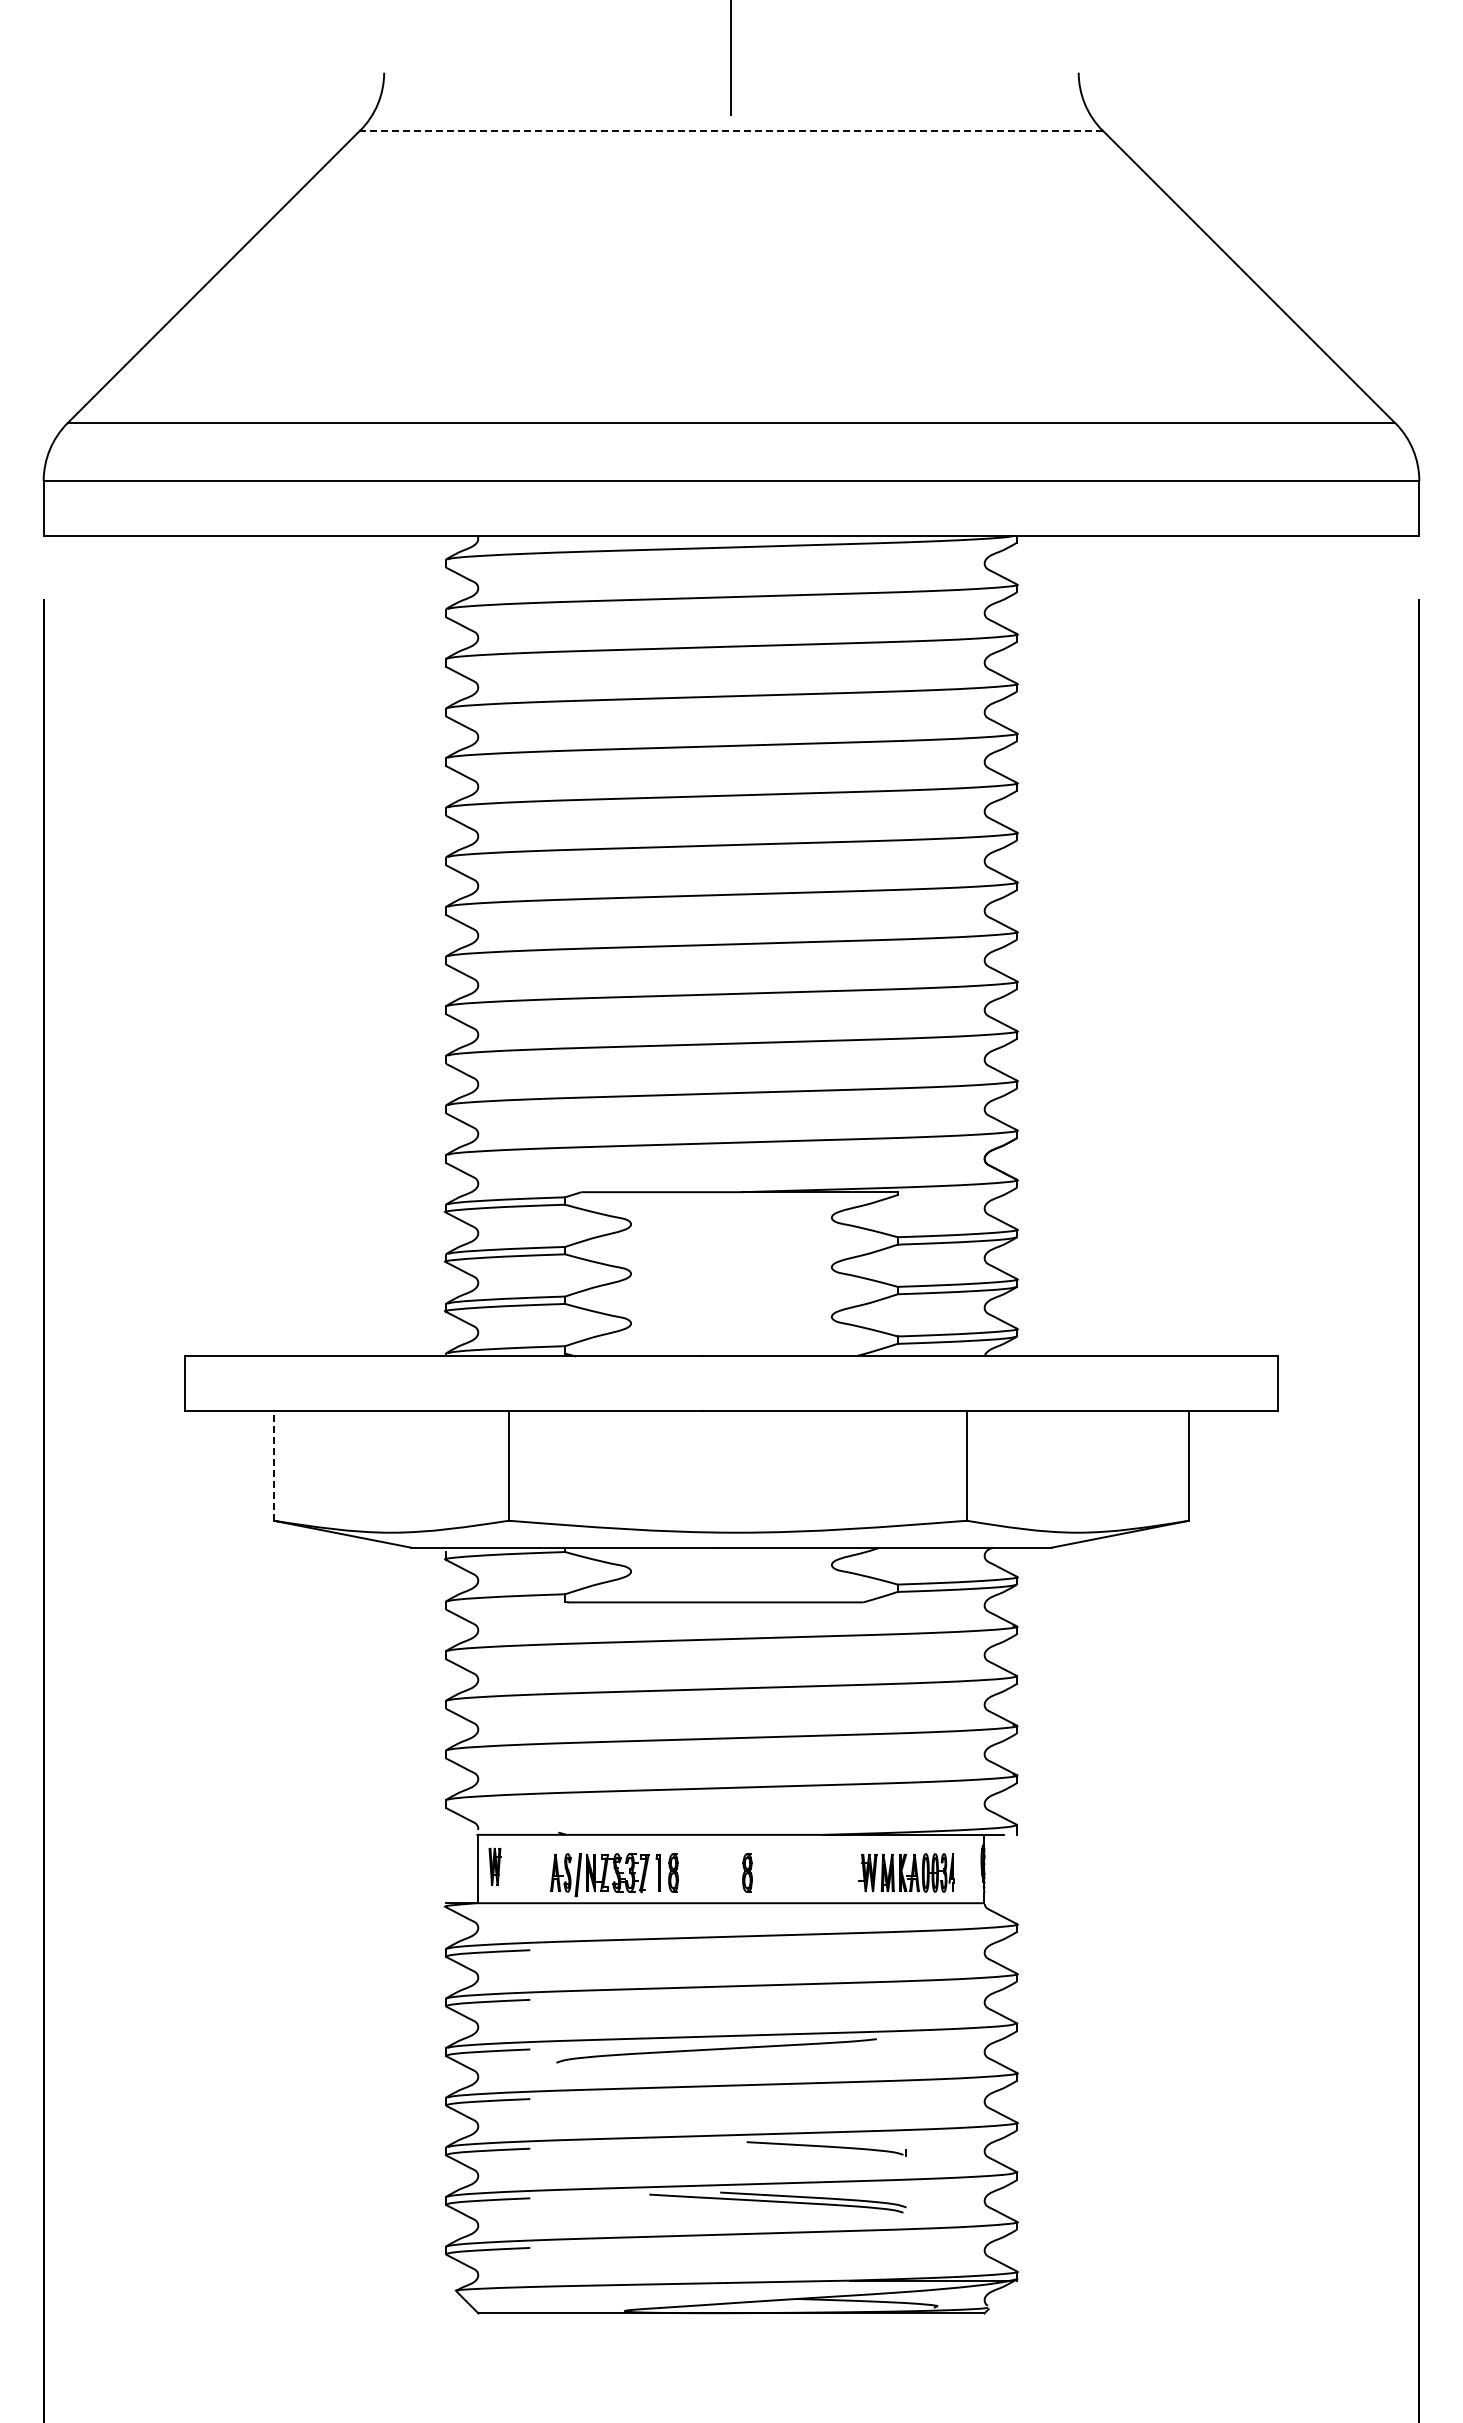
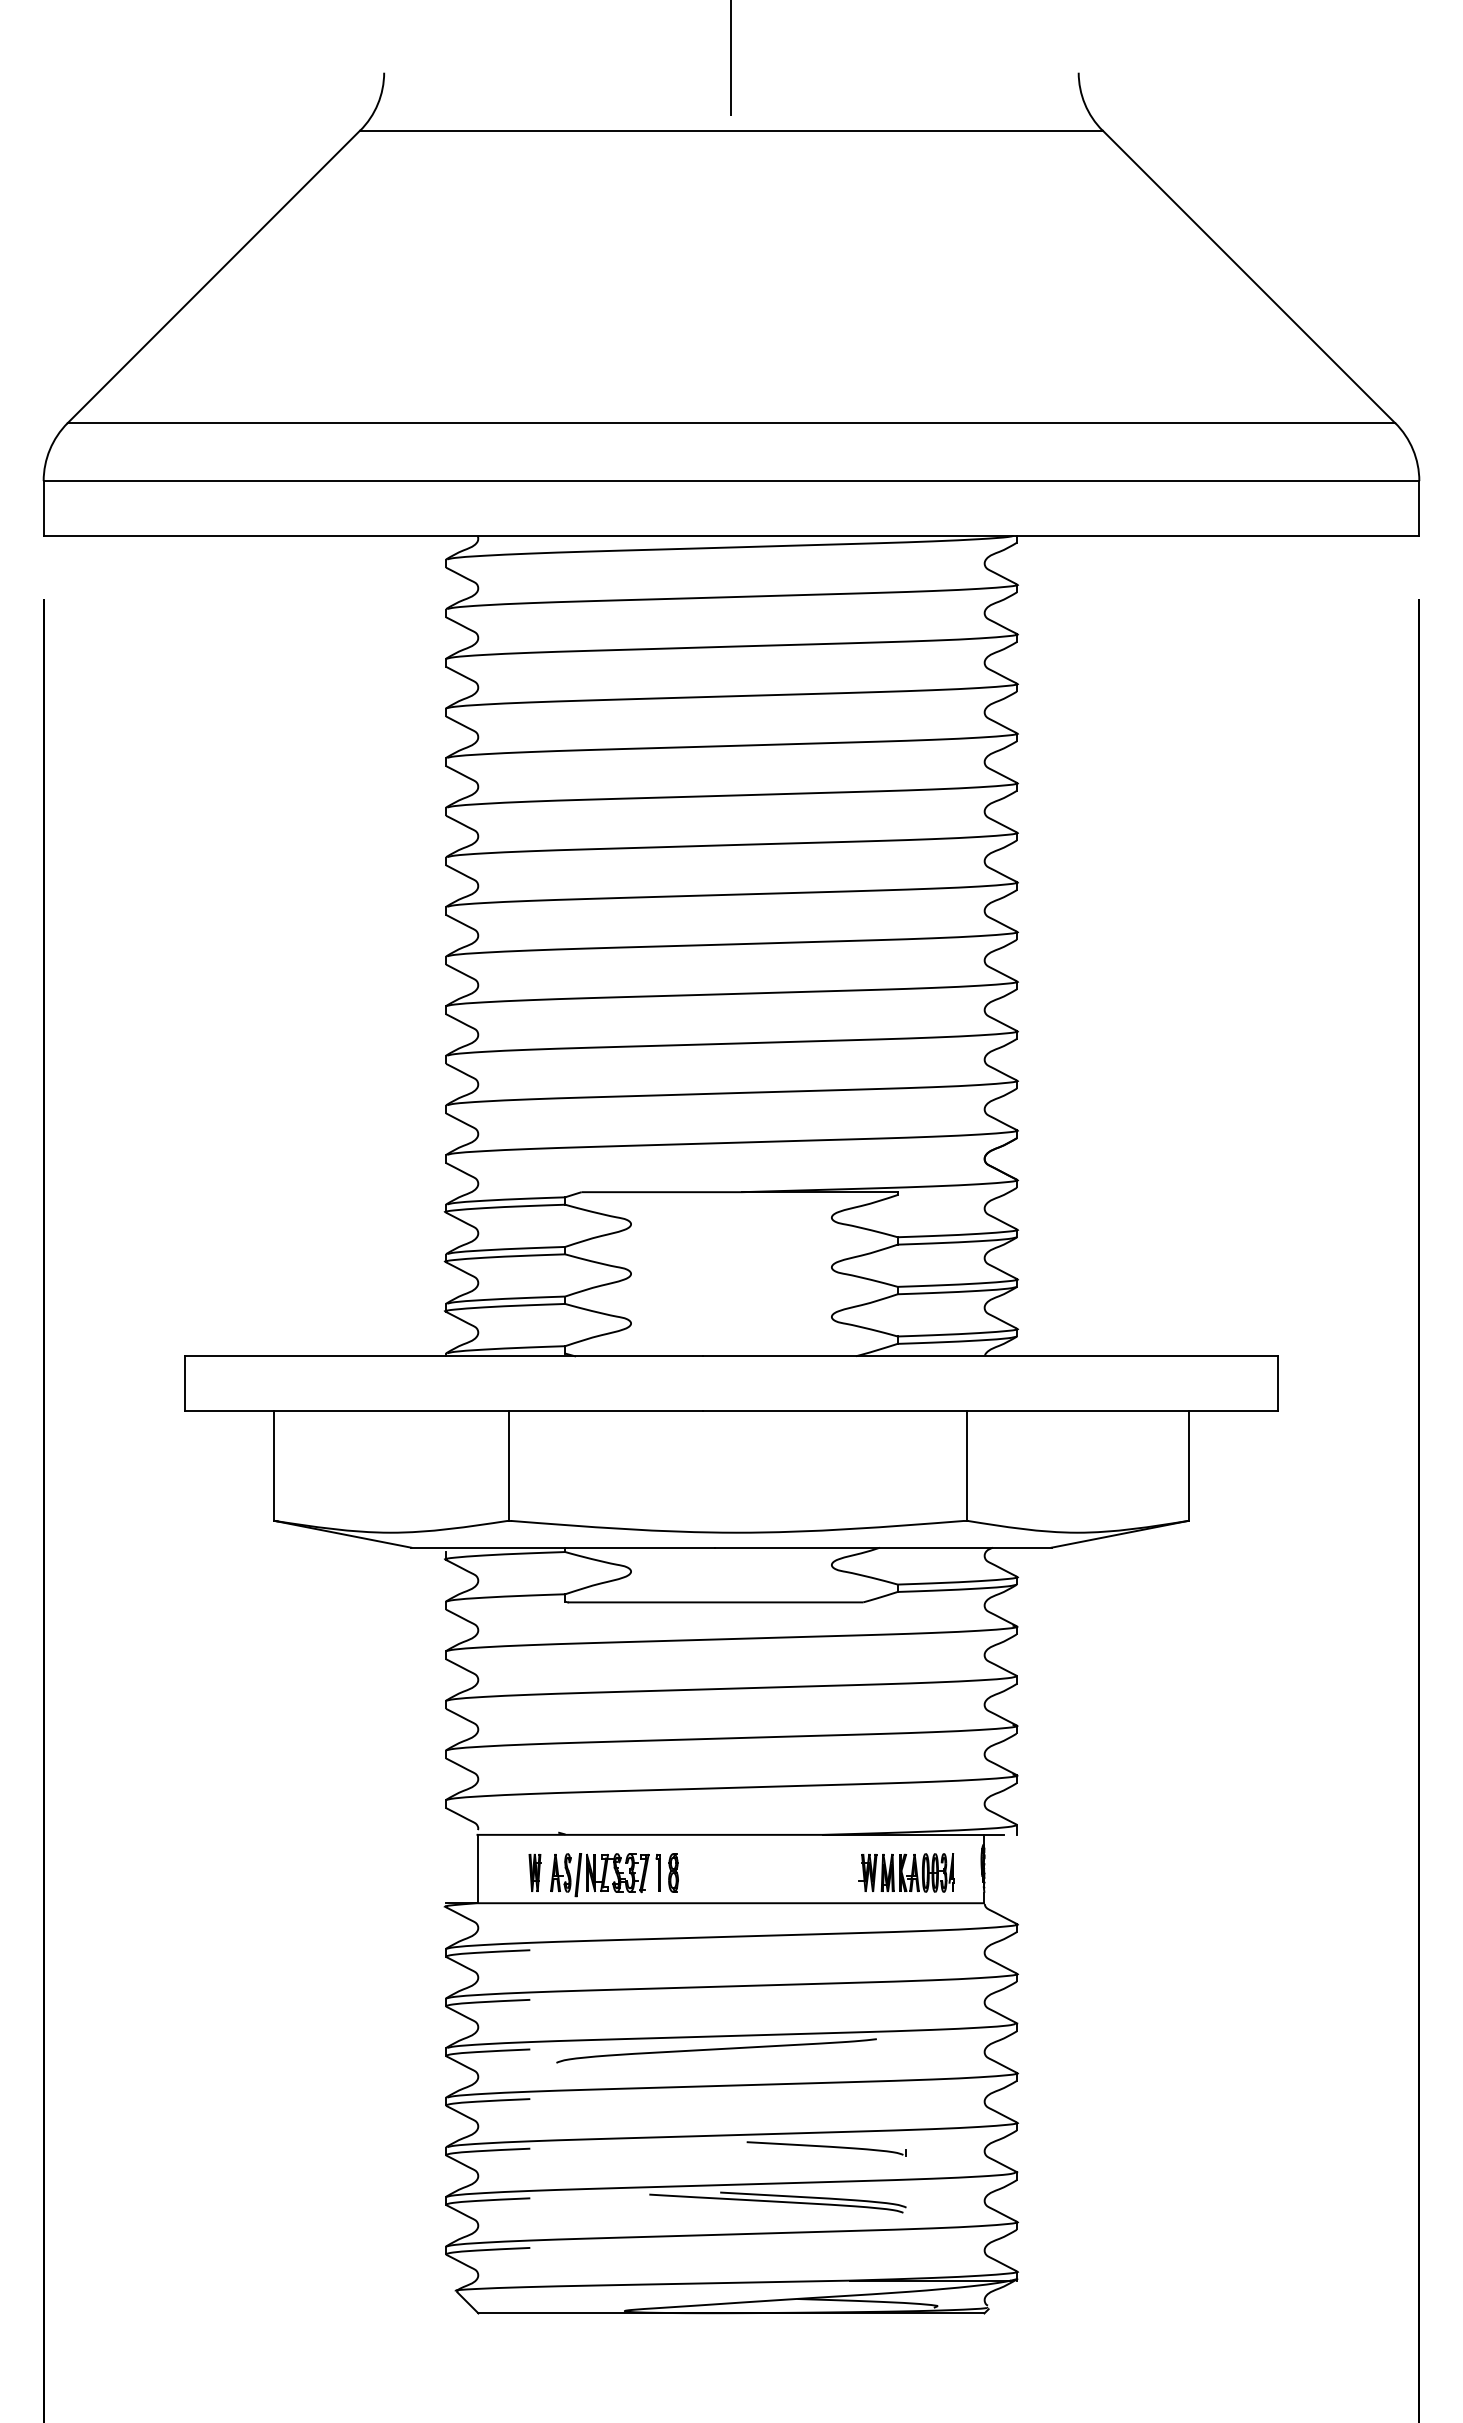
line: dashed -> solid (730, 130)
line: dashed -> solid (273, 1465)
part position: (494, 1866) -> (534, 1872) (534, 1872)
part: present -> none (747, 1872)
